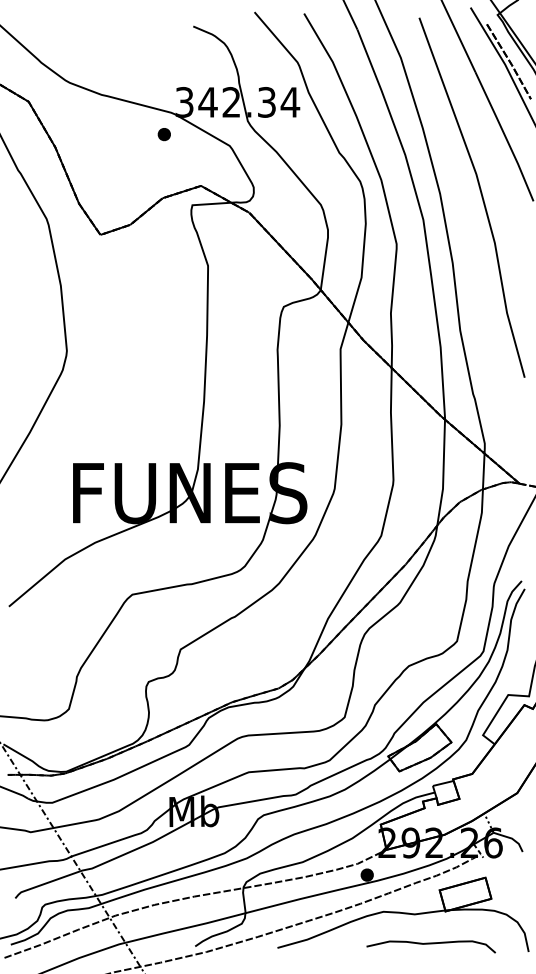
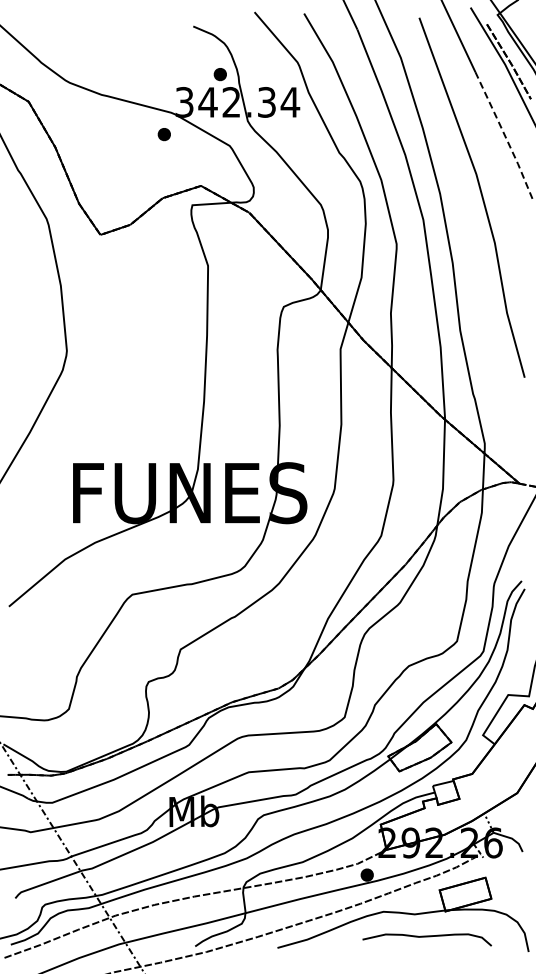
part: none -> present (219, 74)
line: solid -> dashed (505, 136)
curve position: (430, 944) -> (426, 937) (426, 937)
